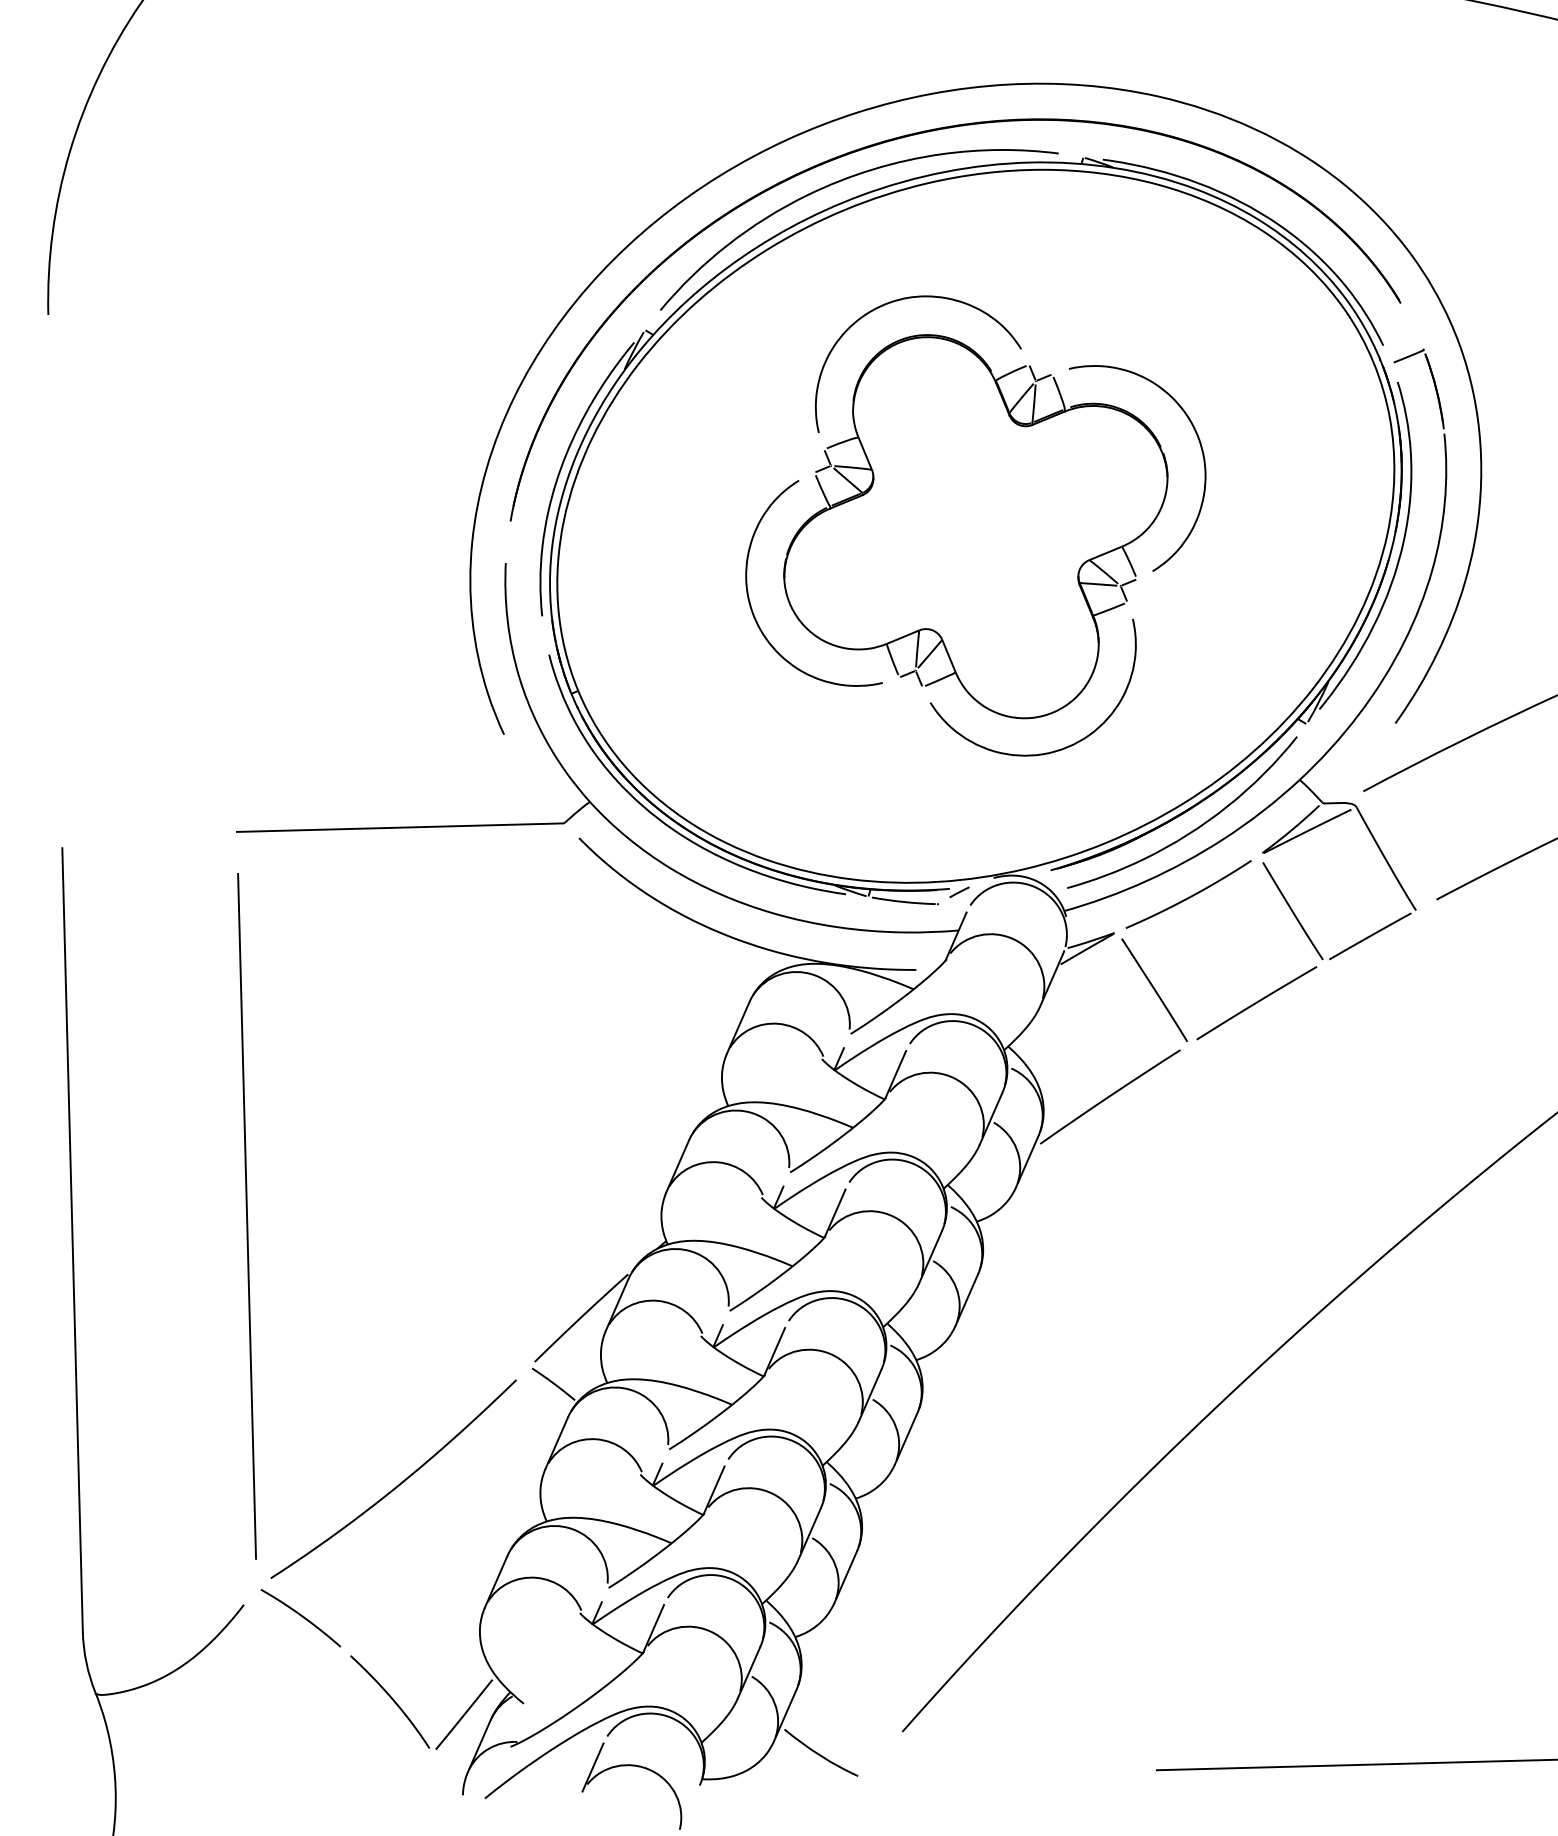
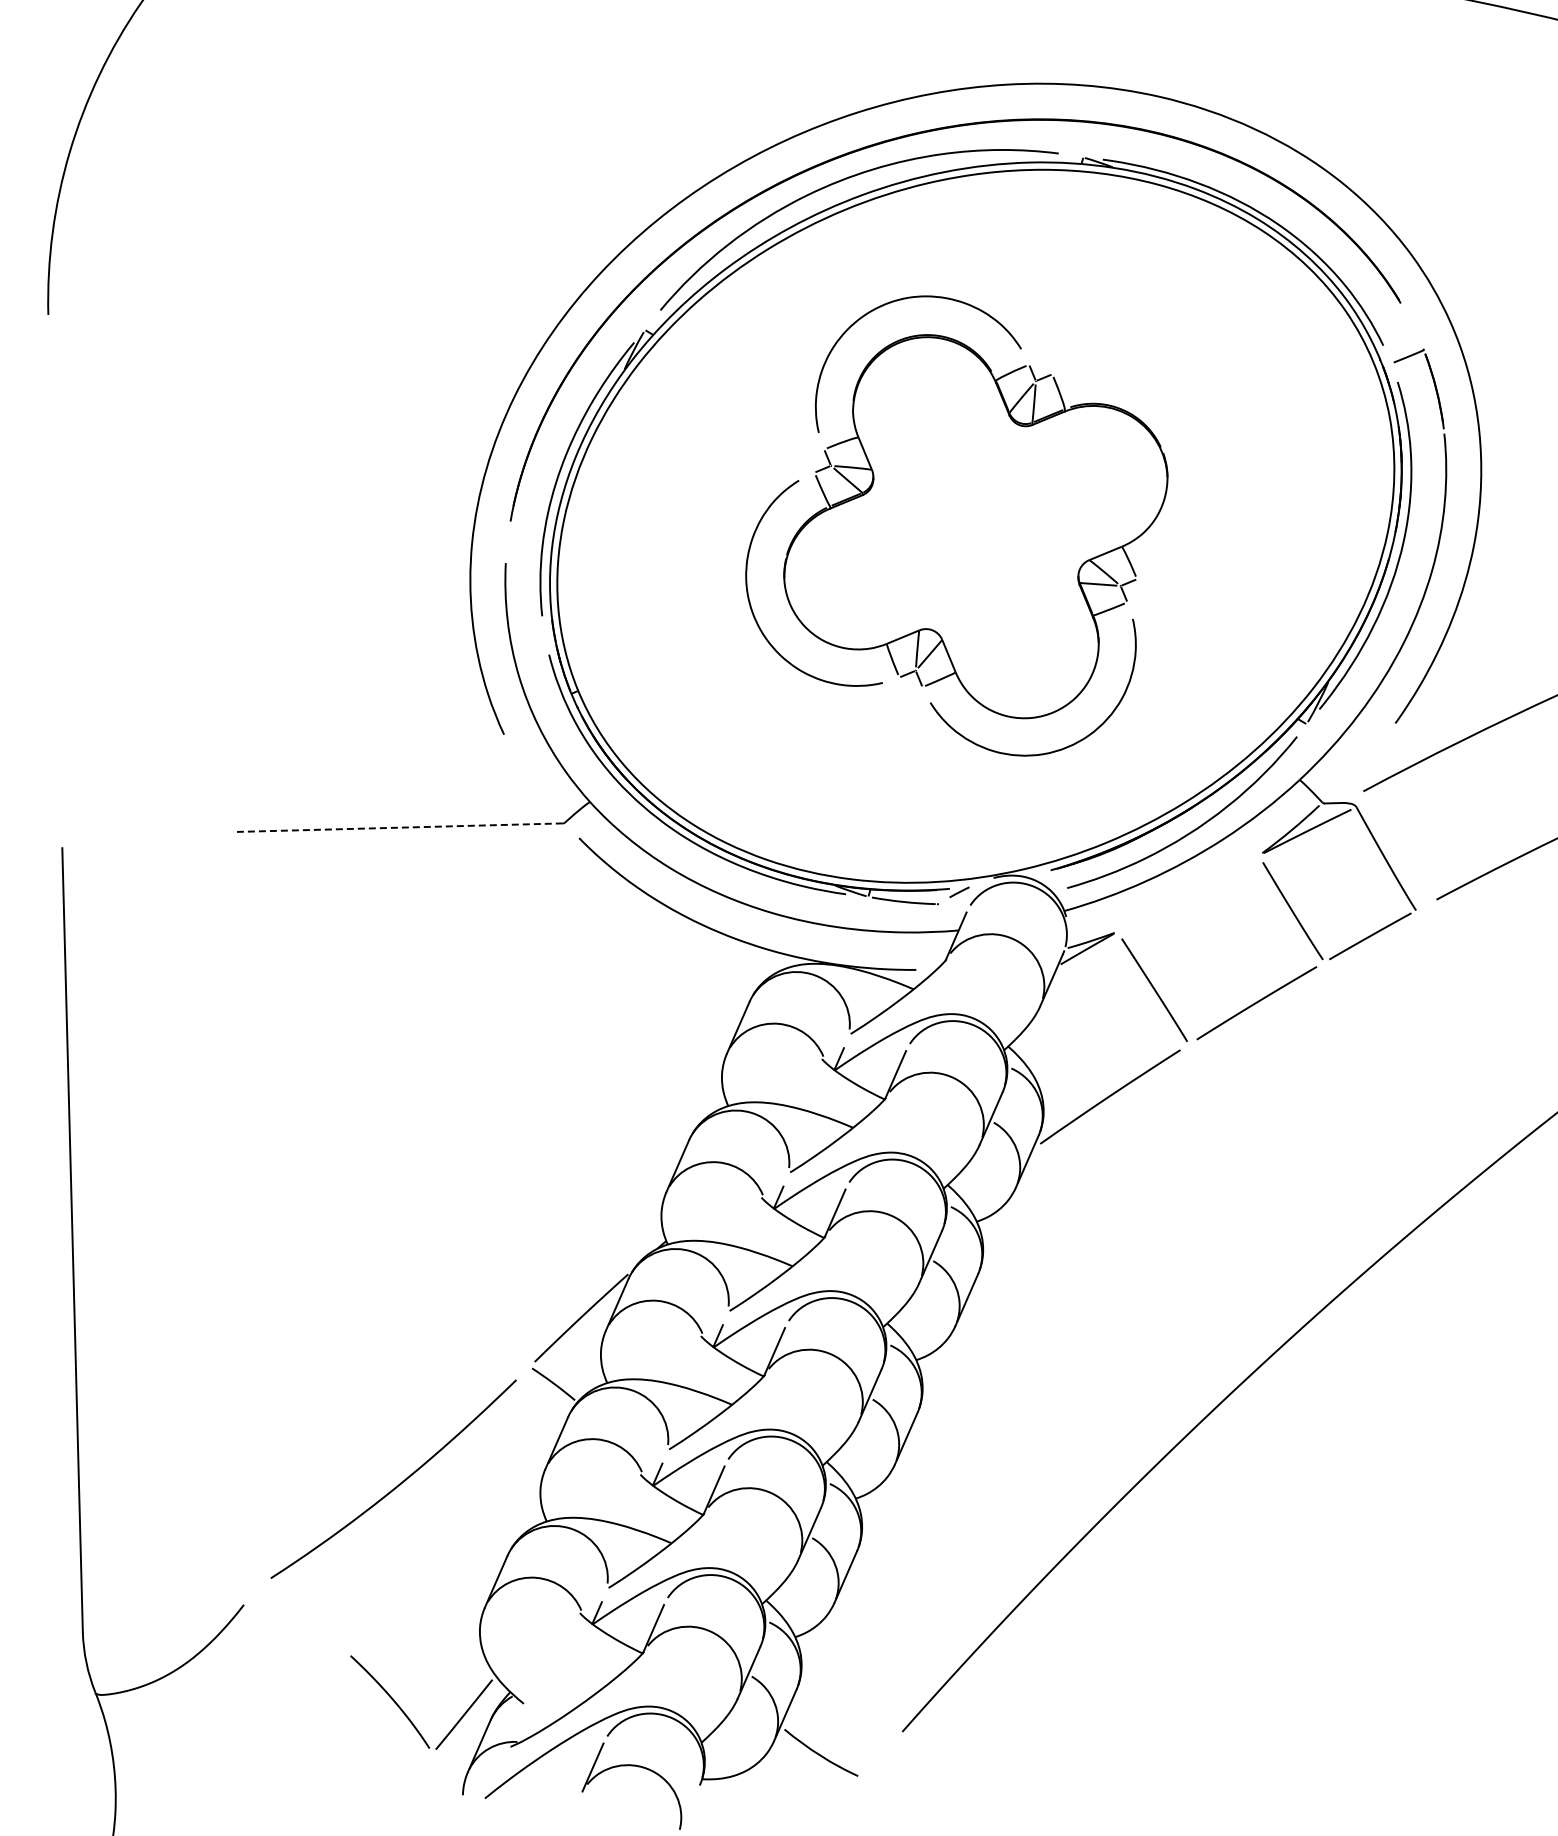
curve: present -> none (1202, 456)
line: solid -> dashed (399, 827)
curve: present -> none (1190, 895)
line: present -> none (247, 1215)
curve: present -> none (300, 1616)
line: present -> none (1355, 1764)
